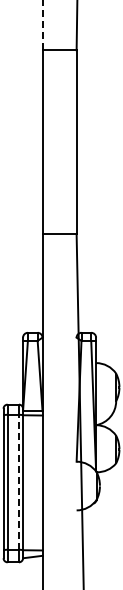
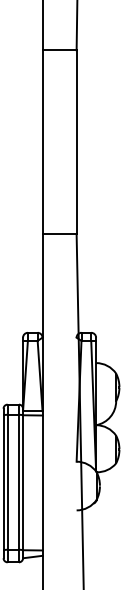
line: dashed -> solid (42, 25)
line: dashed -> solid (18, 481)
